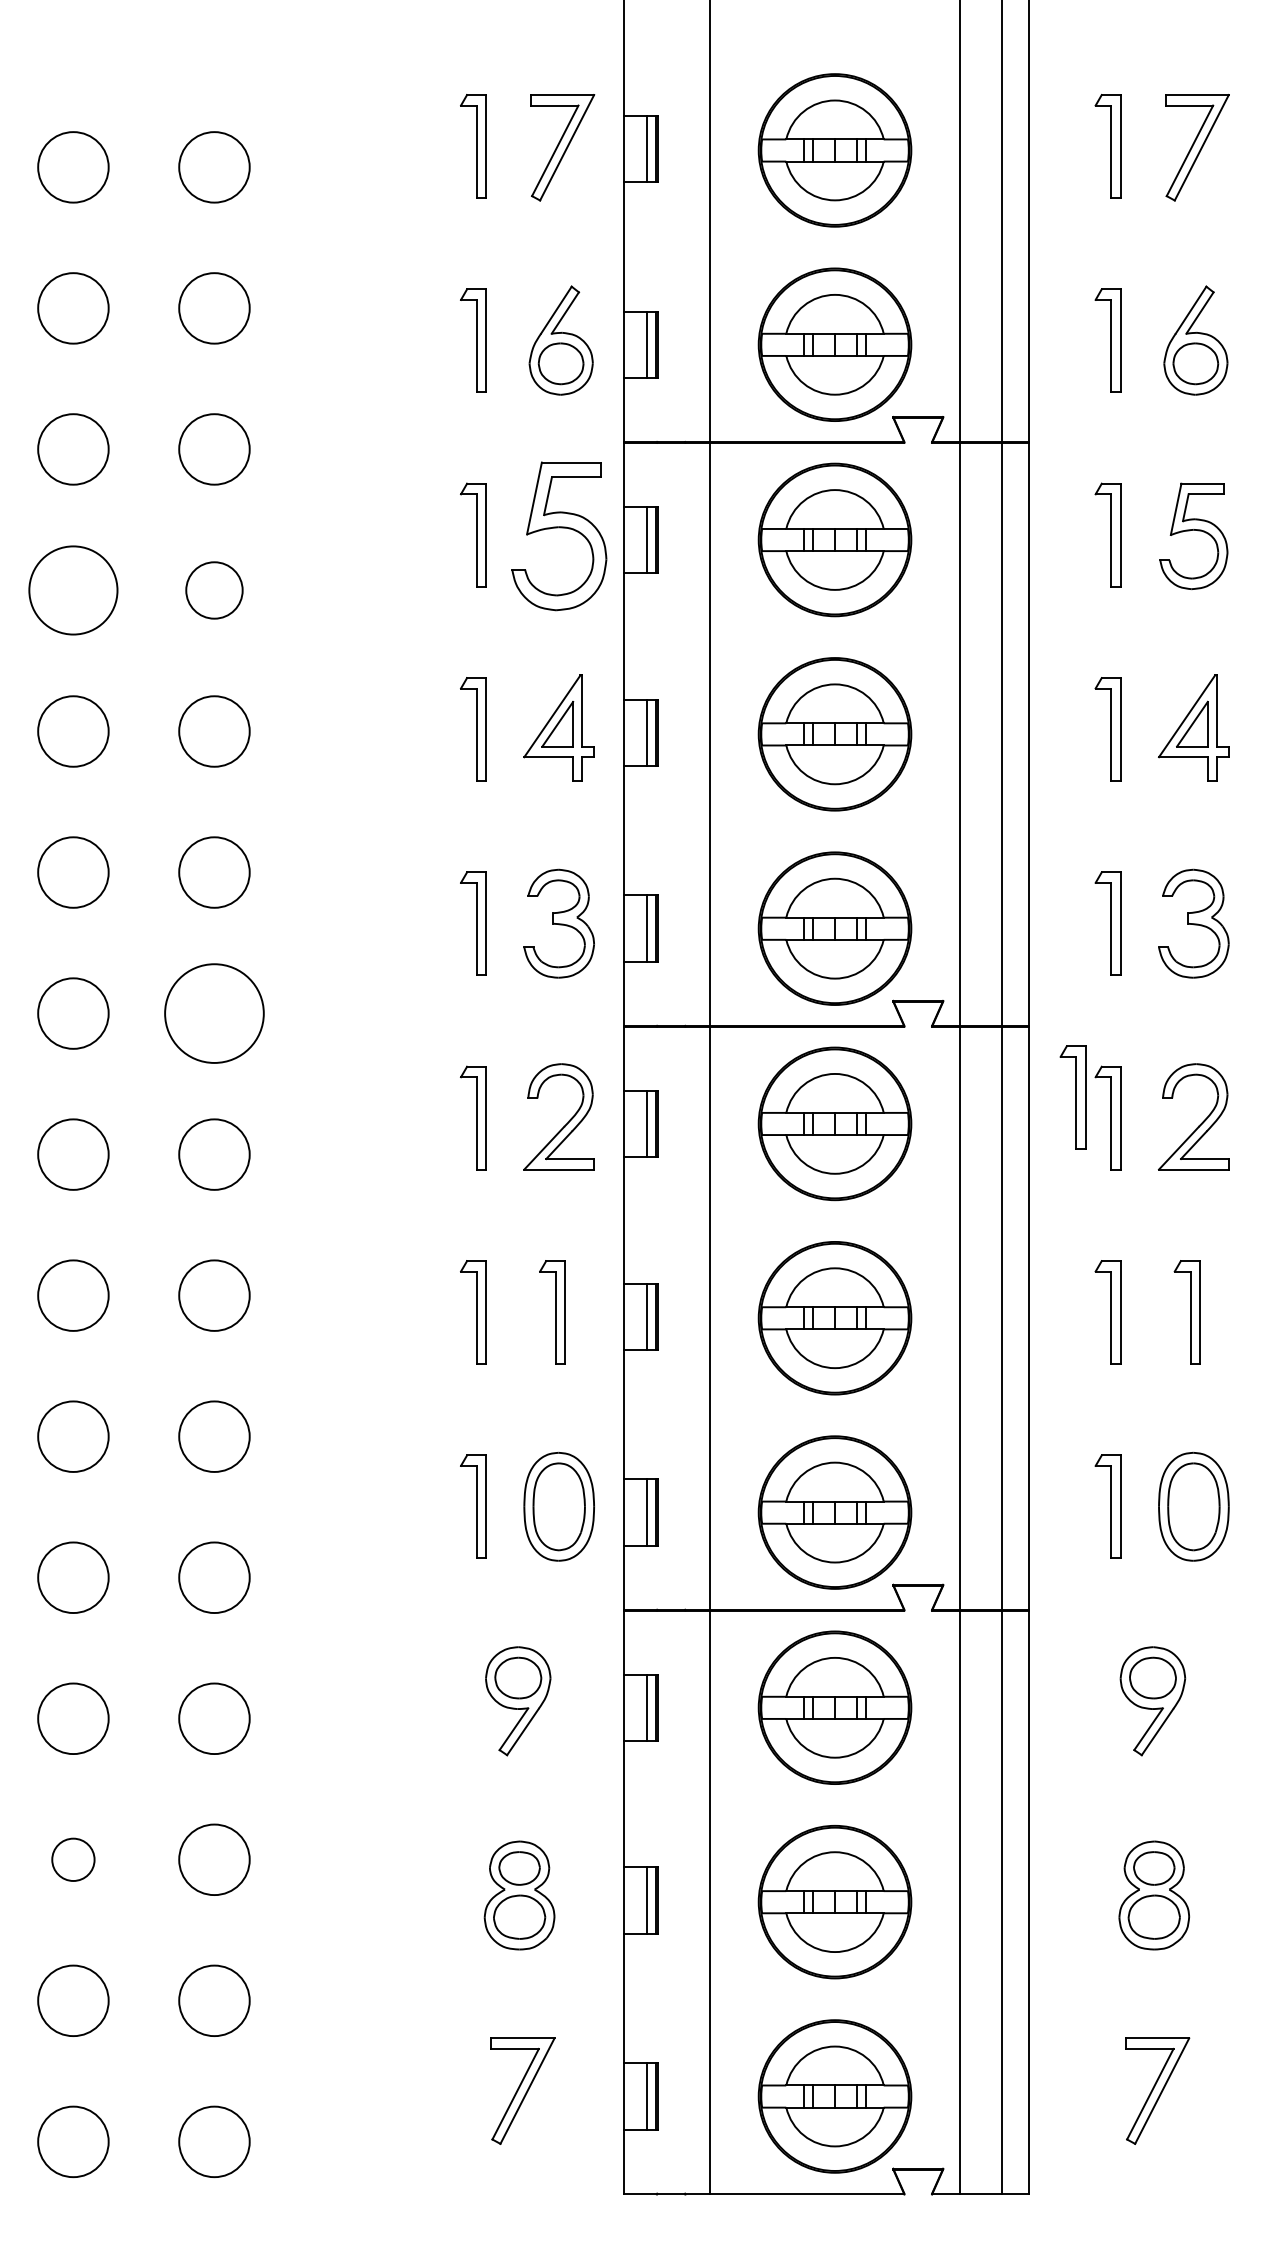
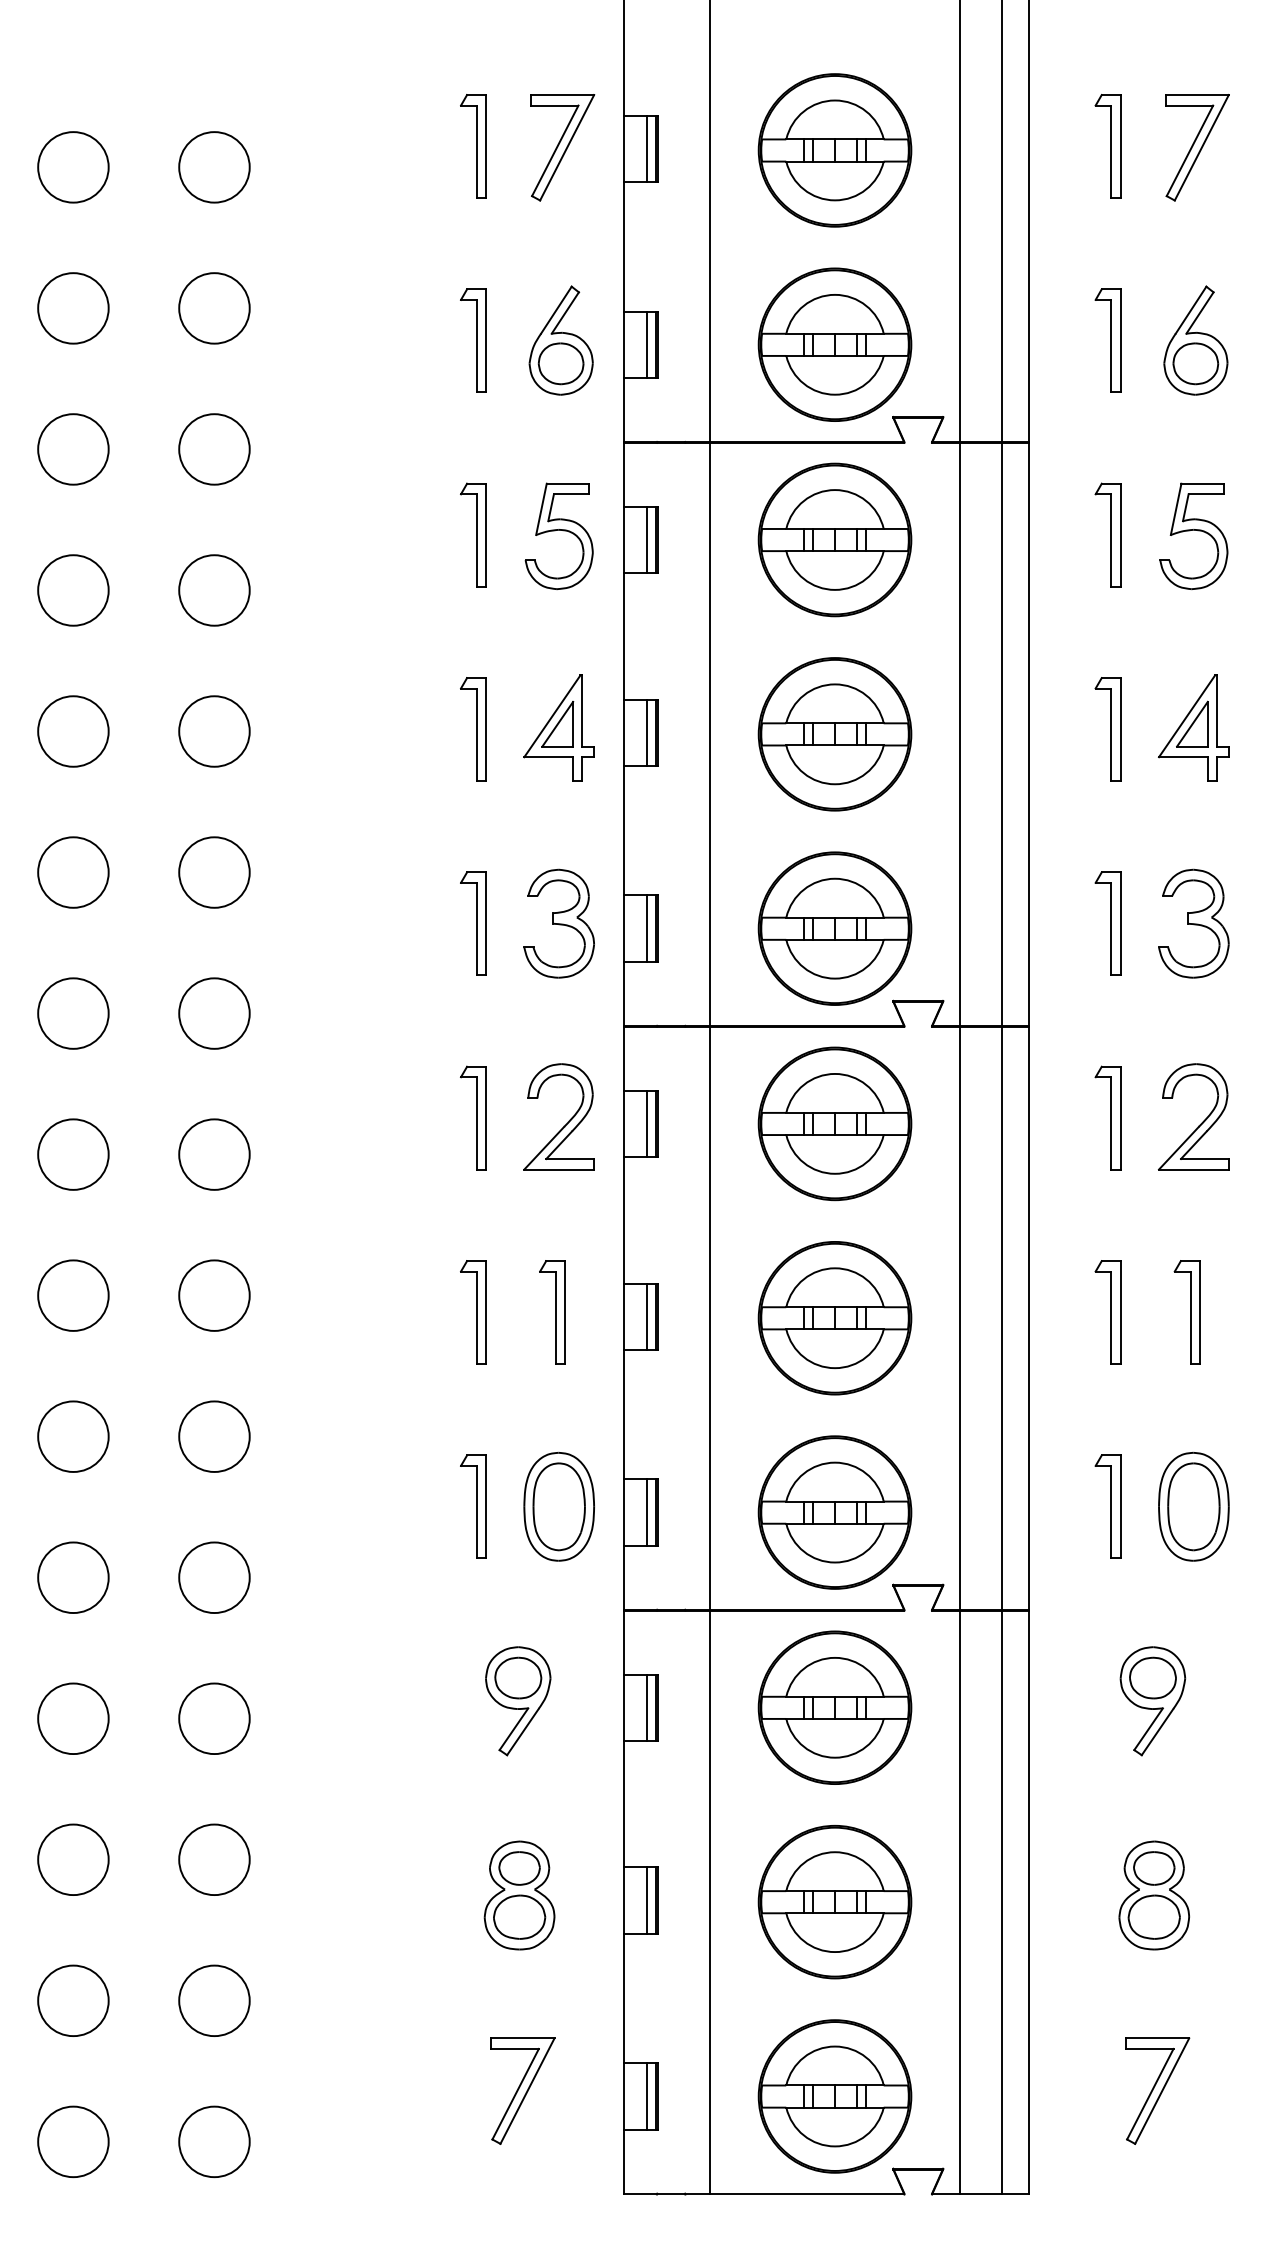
part size: 97x151 px -> 70x109 px (558, 536)
circle diameter: 88 px -> 71 px (73, 590)
circle size: 59x59 px -> 73x73 px (214, 590)
circle diameter: 99 px -> 71 px (214, 1013)
part: present -> none (1072, 1097)
circle diameter: 42 px -> 71 px (73, 1859)
